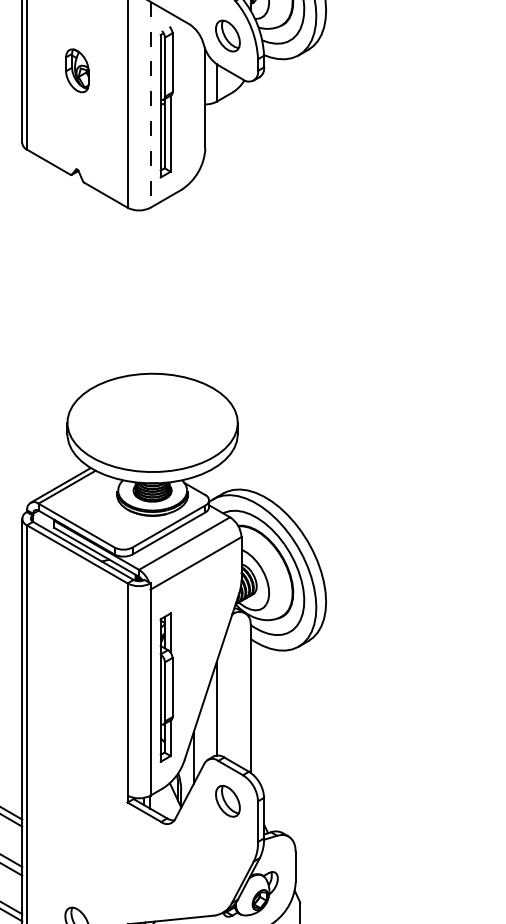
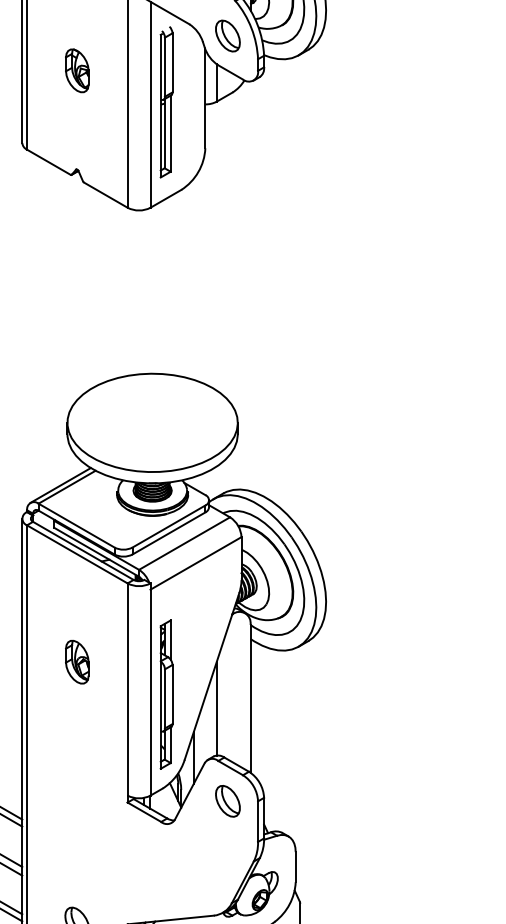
line: dashed -> solid (150, 104)
part: none -> present (77, 661)
part position: (166, 687) -> (166, 694) (166, 694)
